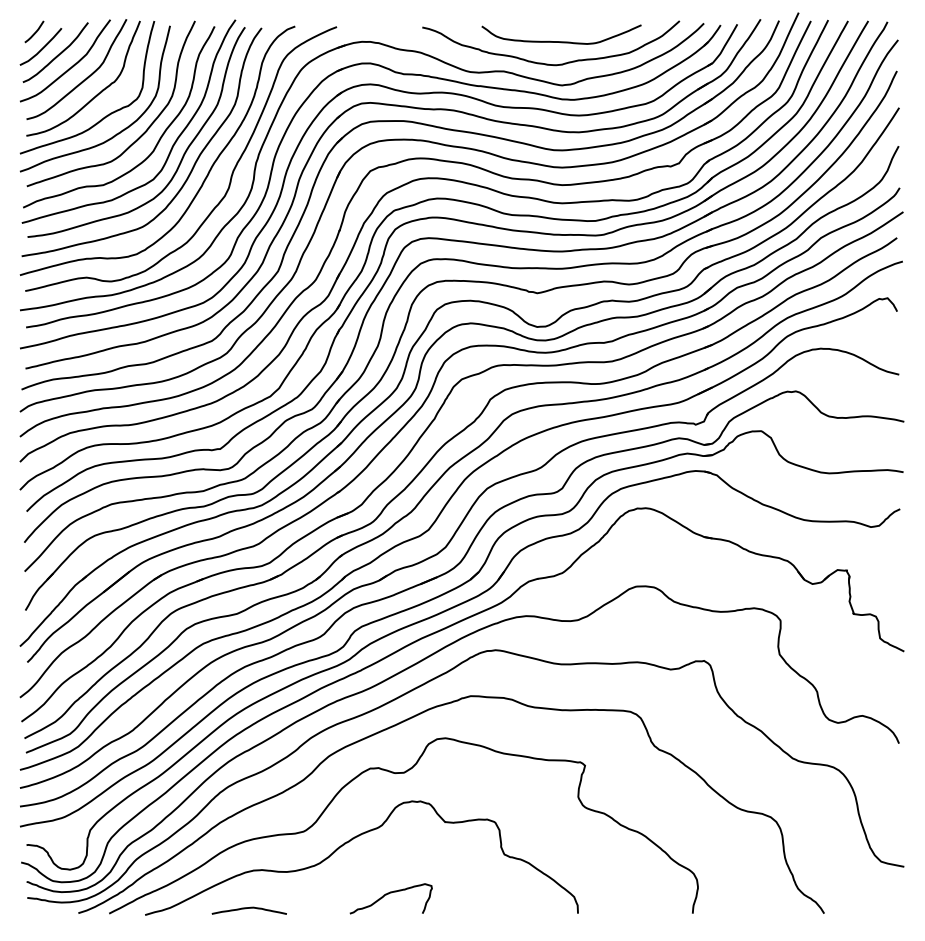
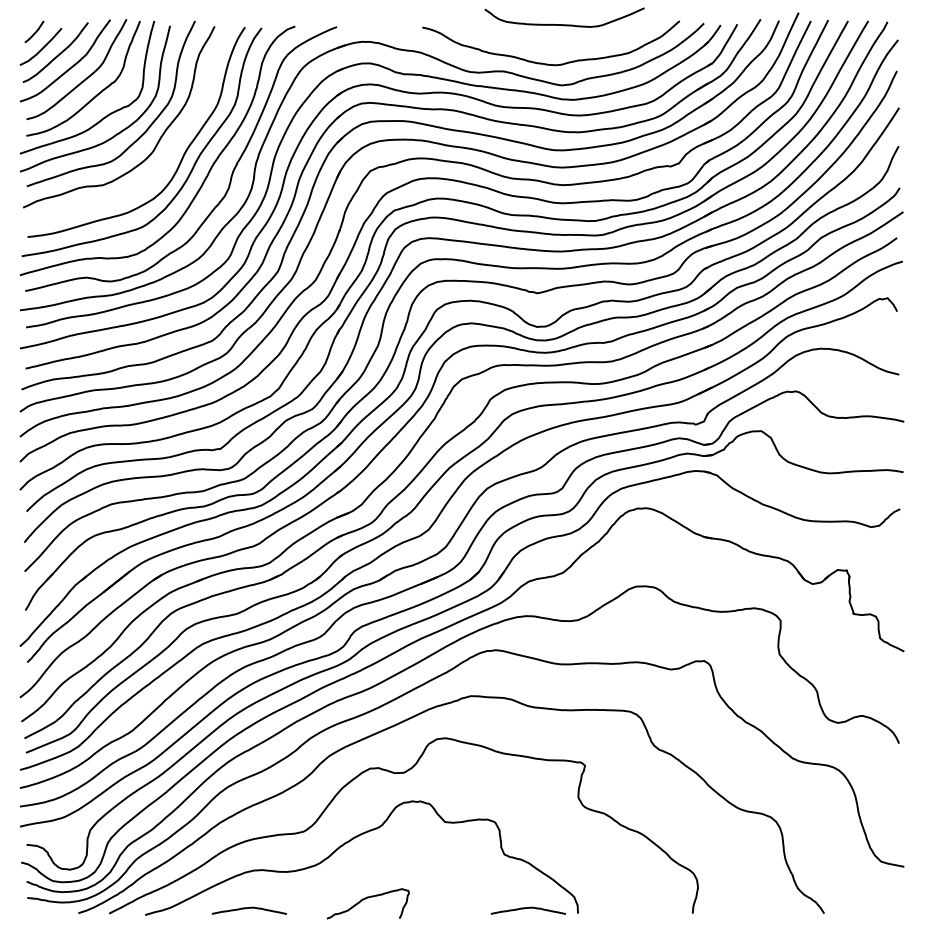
curve position: (561, 41) -> (564, 24) (564, 24)
curve: present -> none (171, 146)
curve position: (388, 894) -> (365, 899) (365, 899)
curve: none -> present (527, 908)
